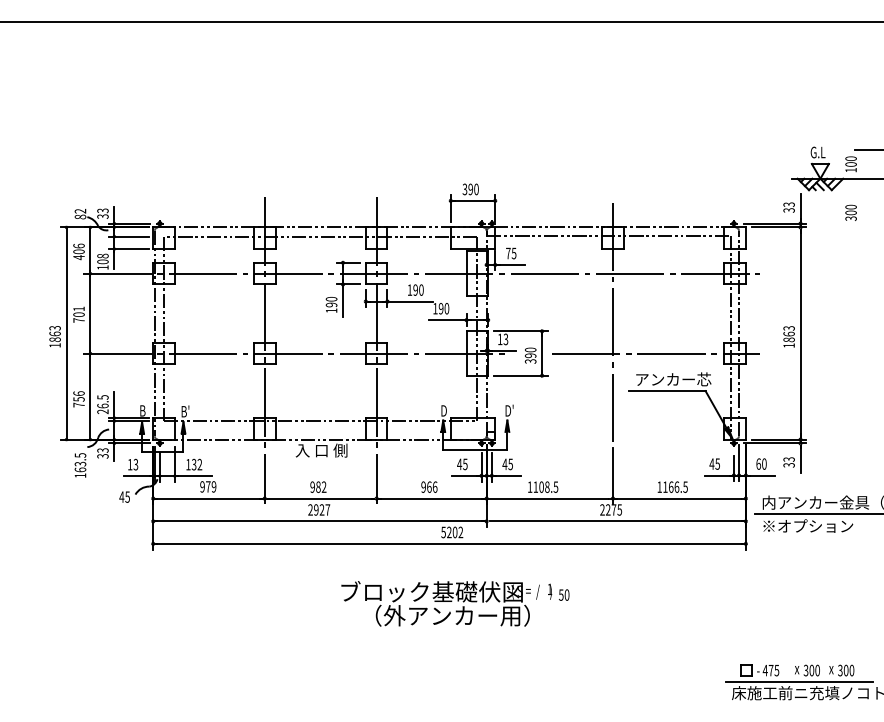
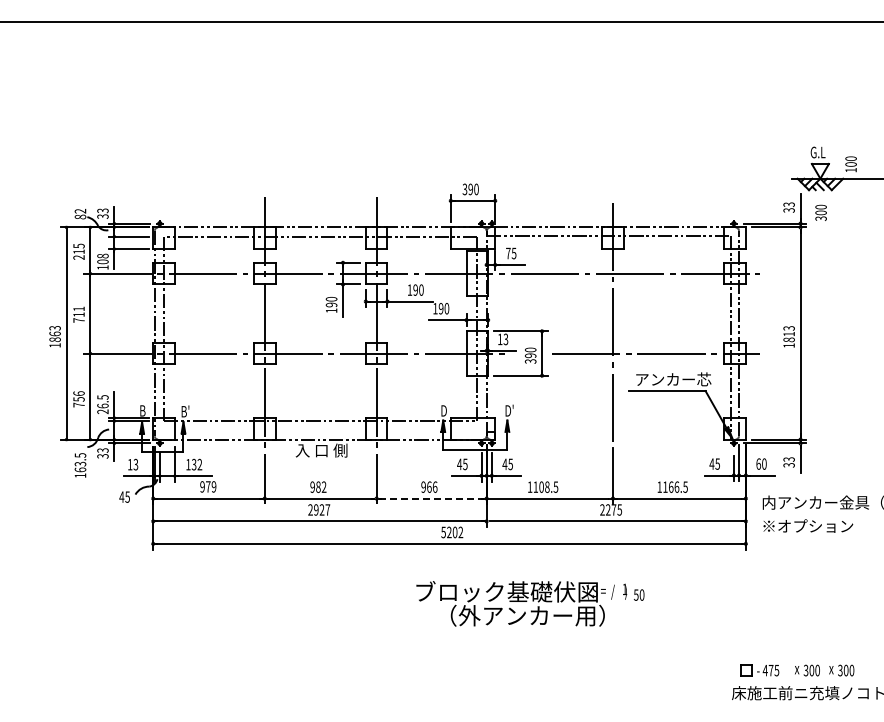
line: present -> none (867, 150)
text position: (850, 212) -> (820, 212) (820, 212)
text: 406 -> 215 (78, 251)
text: 701 -> 711 (78, 314)
text: 1863 -> 1813 (788, 333)
line: solid -> dashed (432, 498)
line: present -> none (817, 514)
text position: (455, 603) -> (530, 603) (530, 603)
line: present -> none (799, 681)
